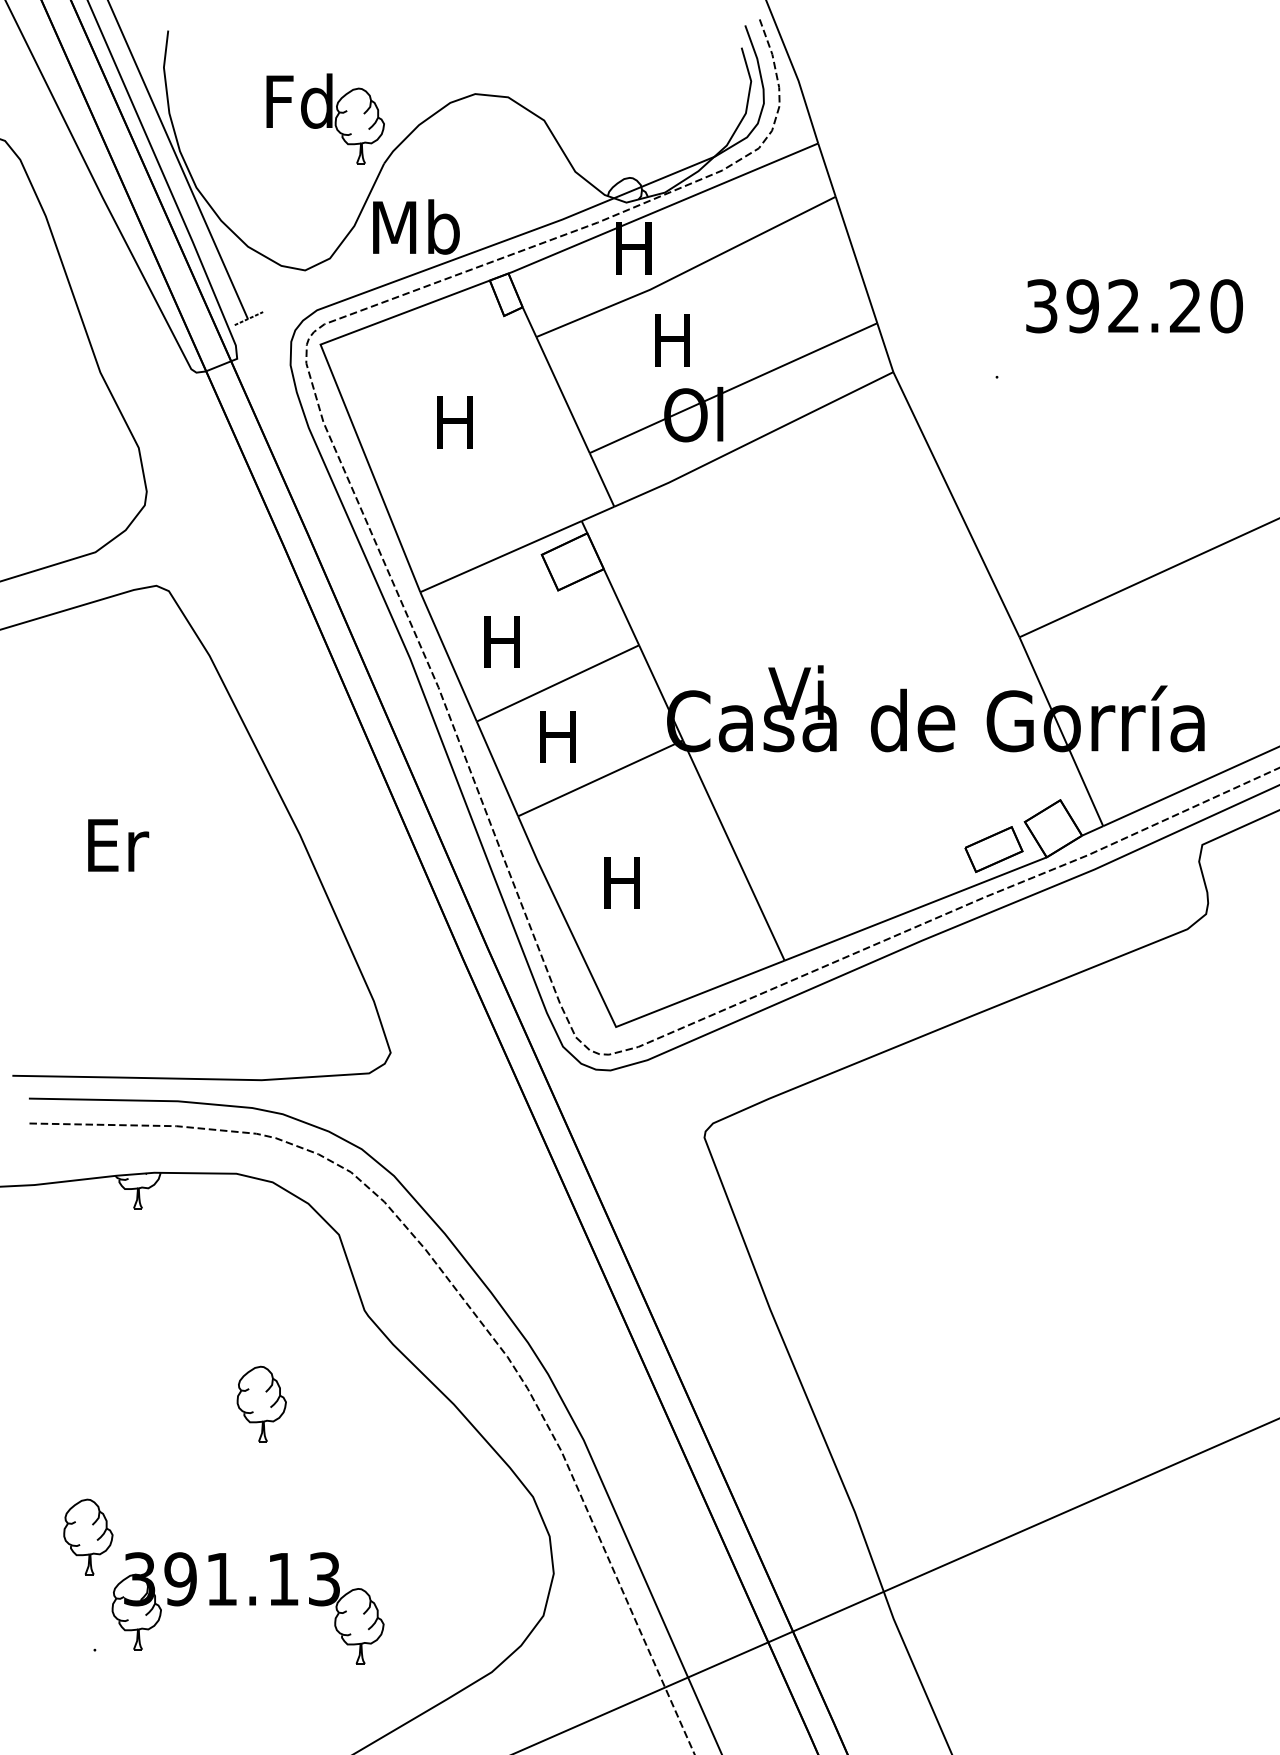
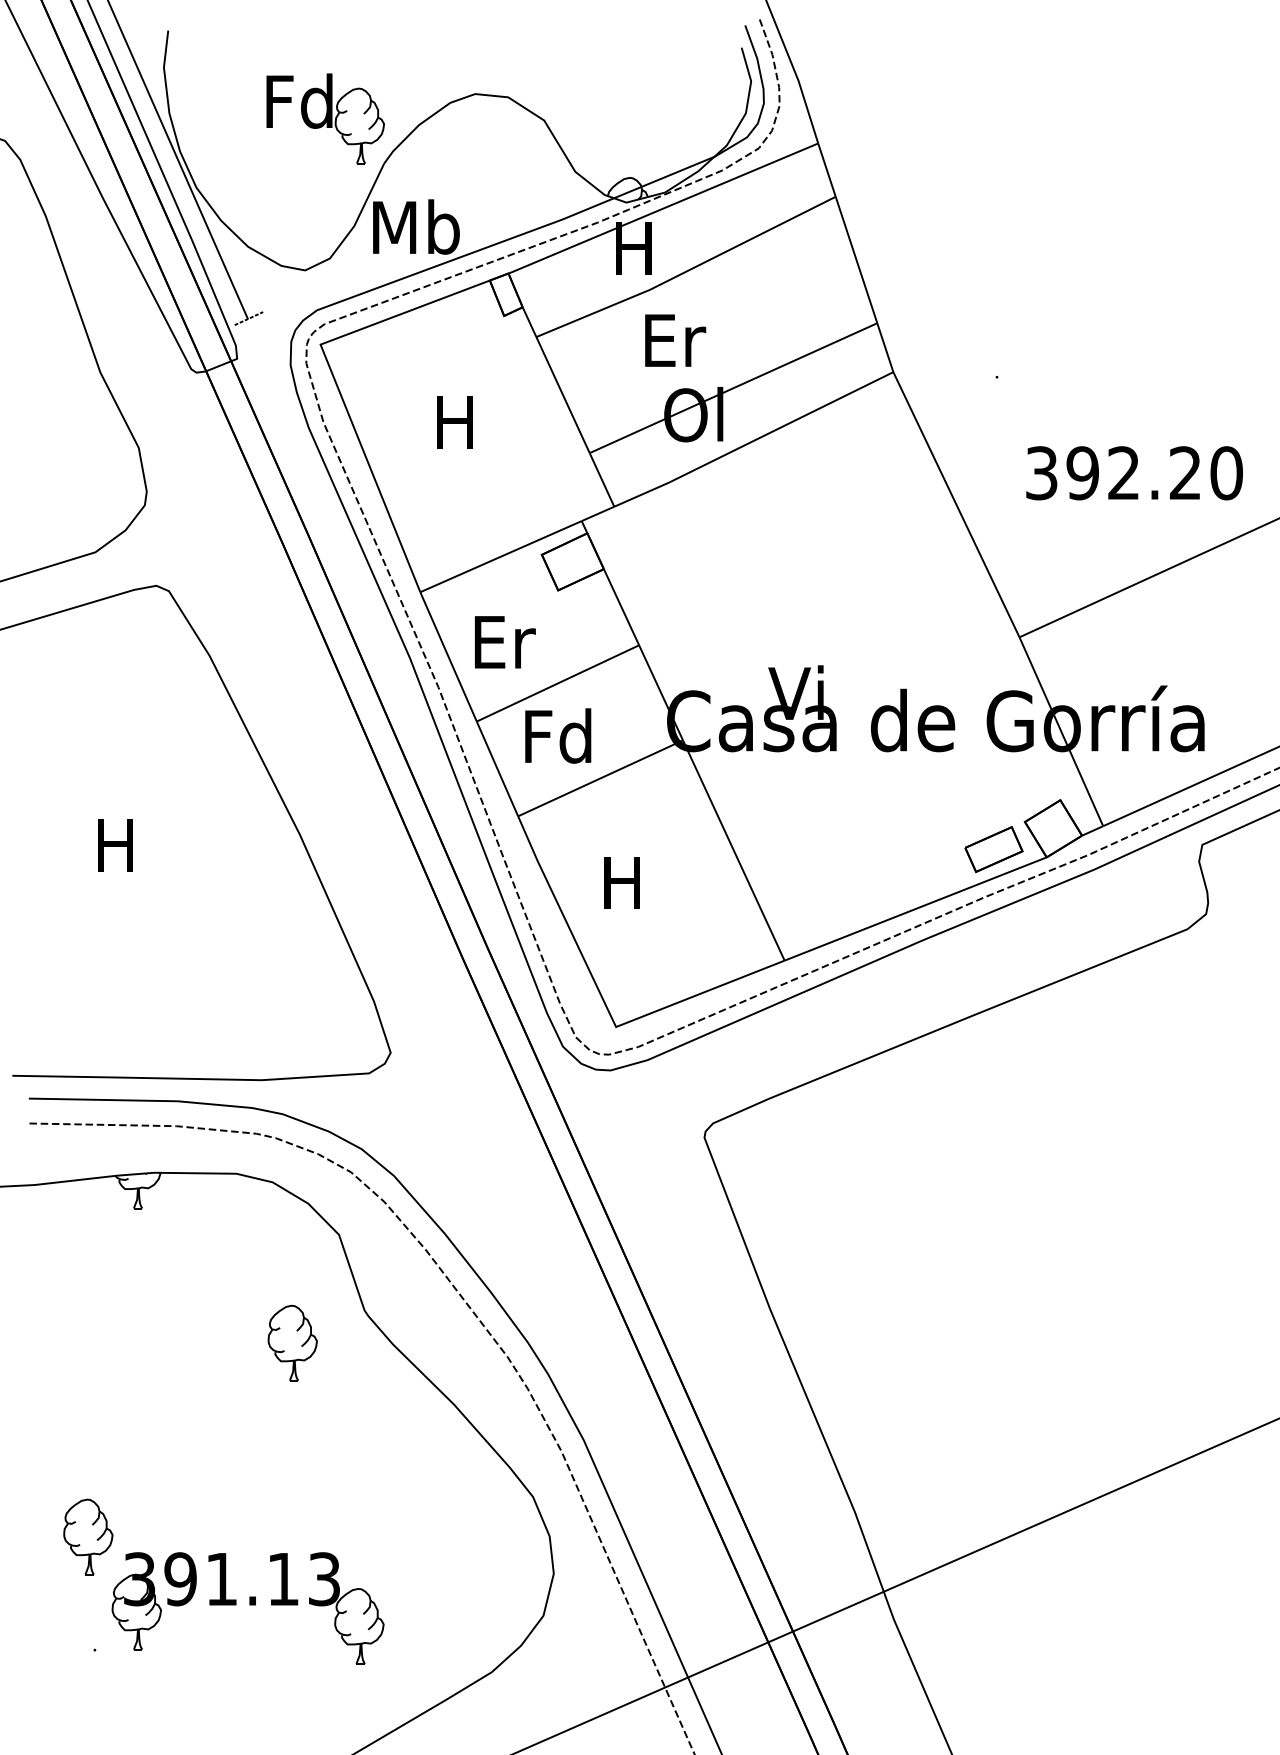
text position: (1134, 306) -> (1134, 473) (1134, 473)
text: H -> Er (675, 340)
text: H -> Er (504, 642)
text: H -> Fd (558, 735)
text: Er -> H (118, 845)
part position: (261, 1403) -> (292, 1342) (292, 1342)
